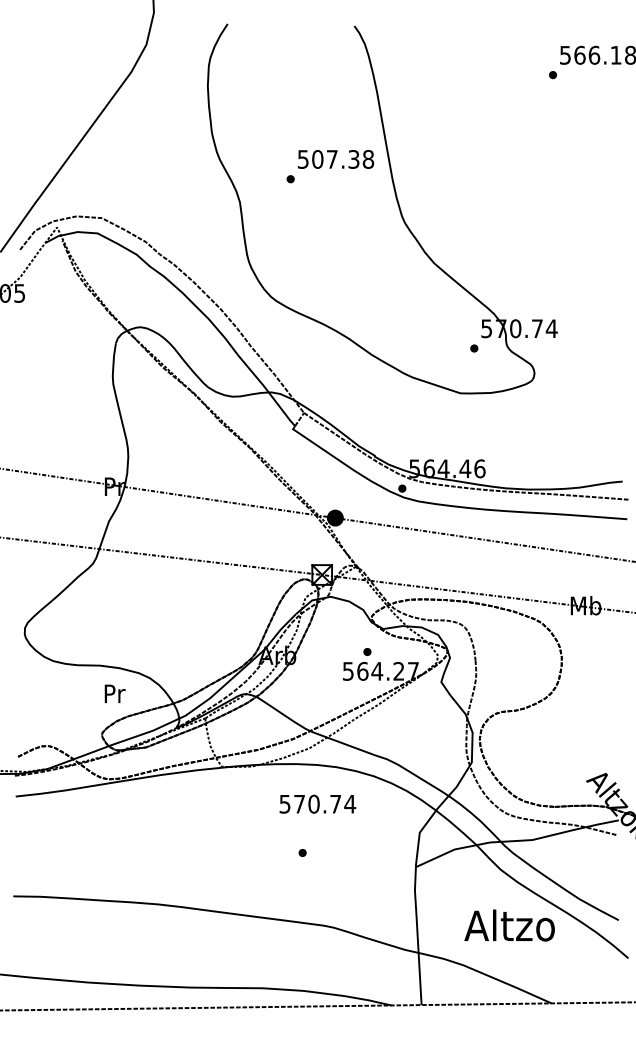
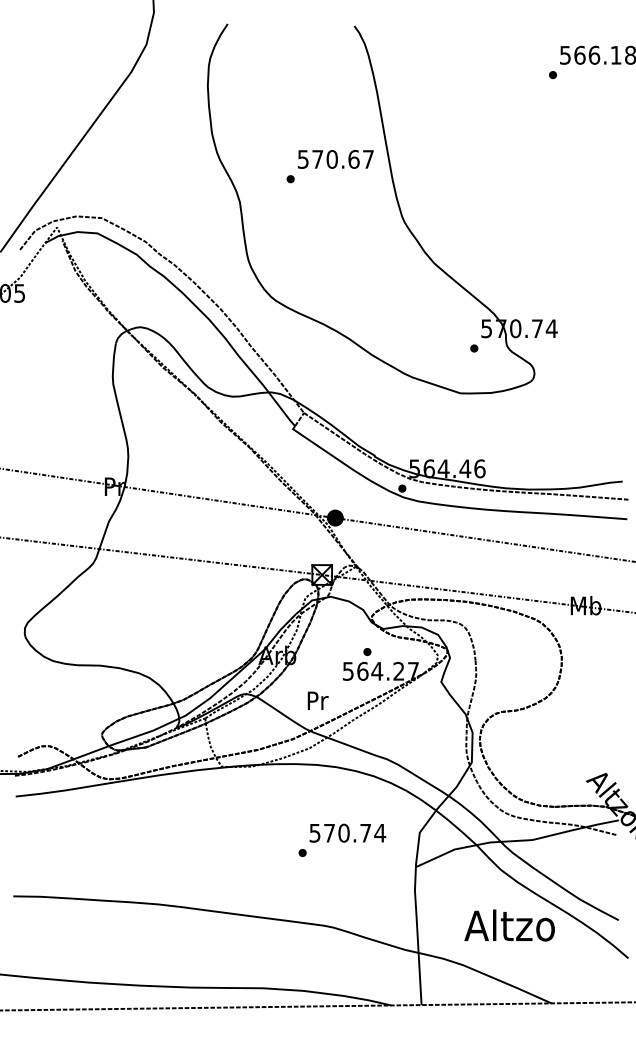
text: 507.38 -> 570.67 (343, 159)
text position: (114, 693) -> (317, 700) (317, 700)
text position: (317, 803) -> (347, 832) (347, 832)
